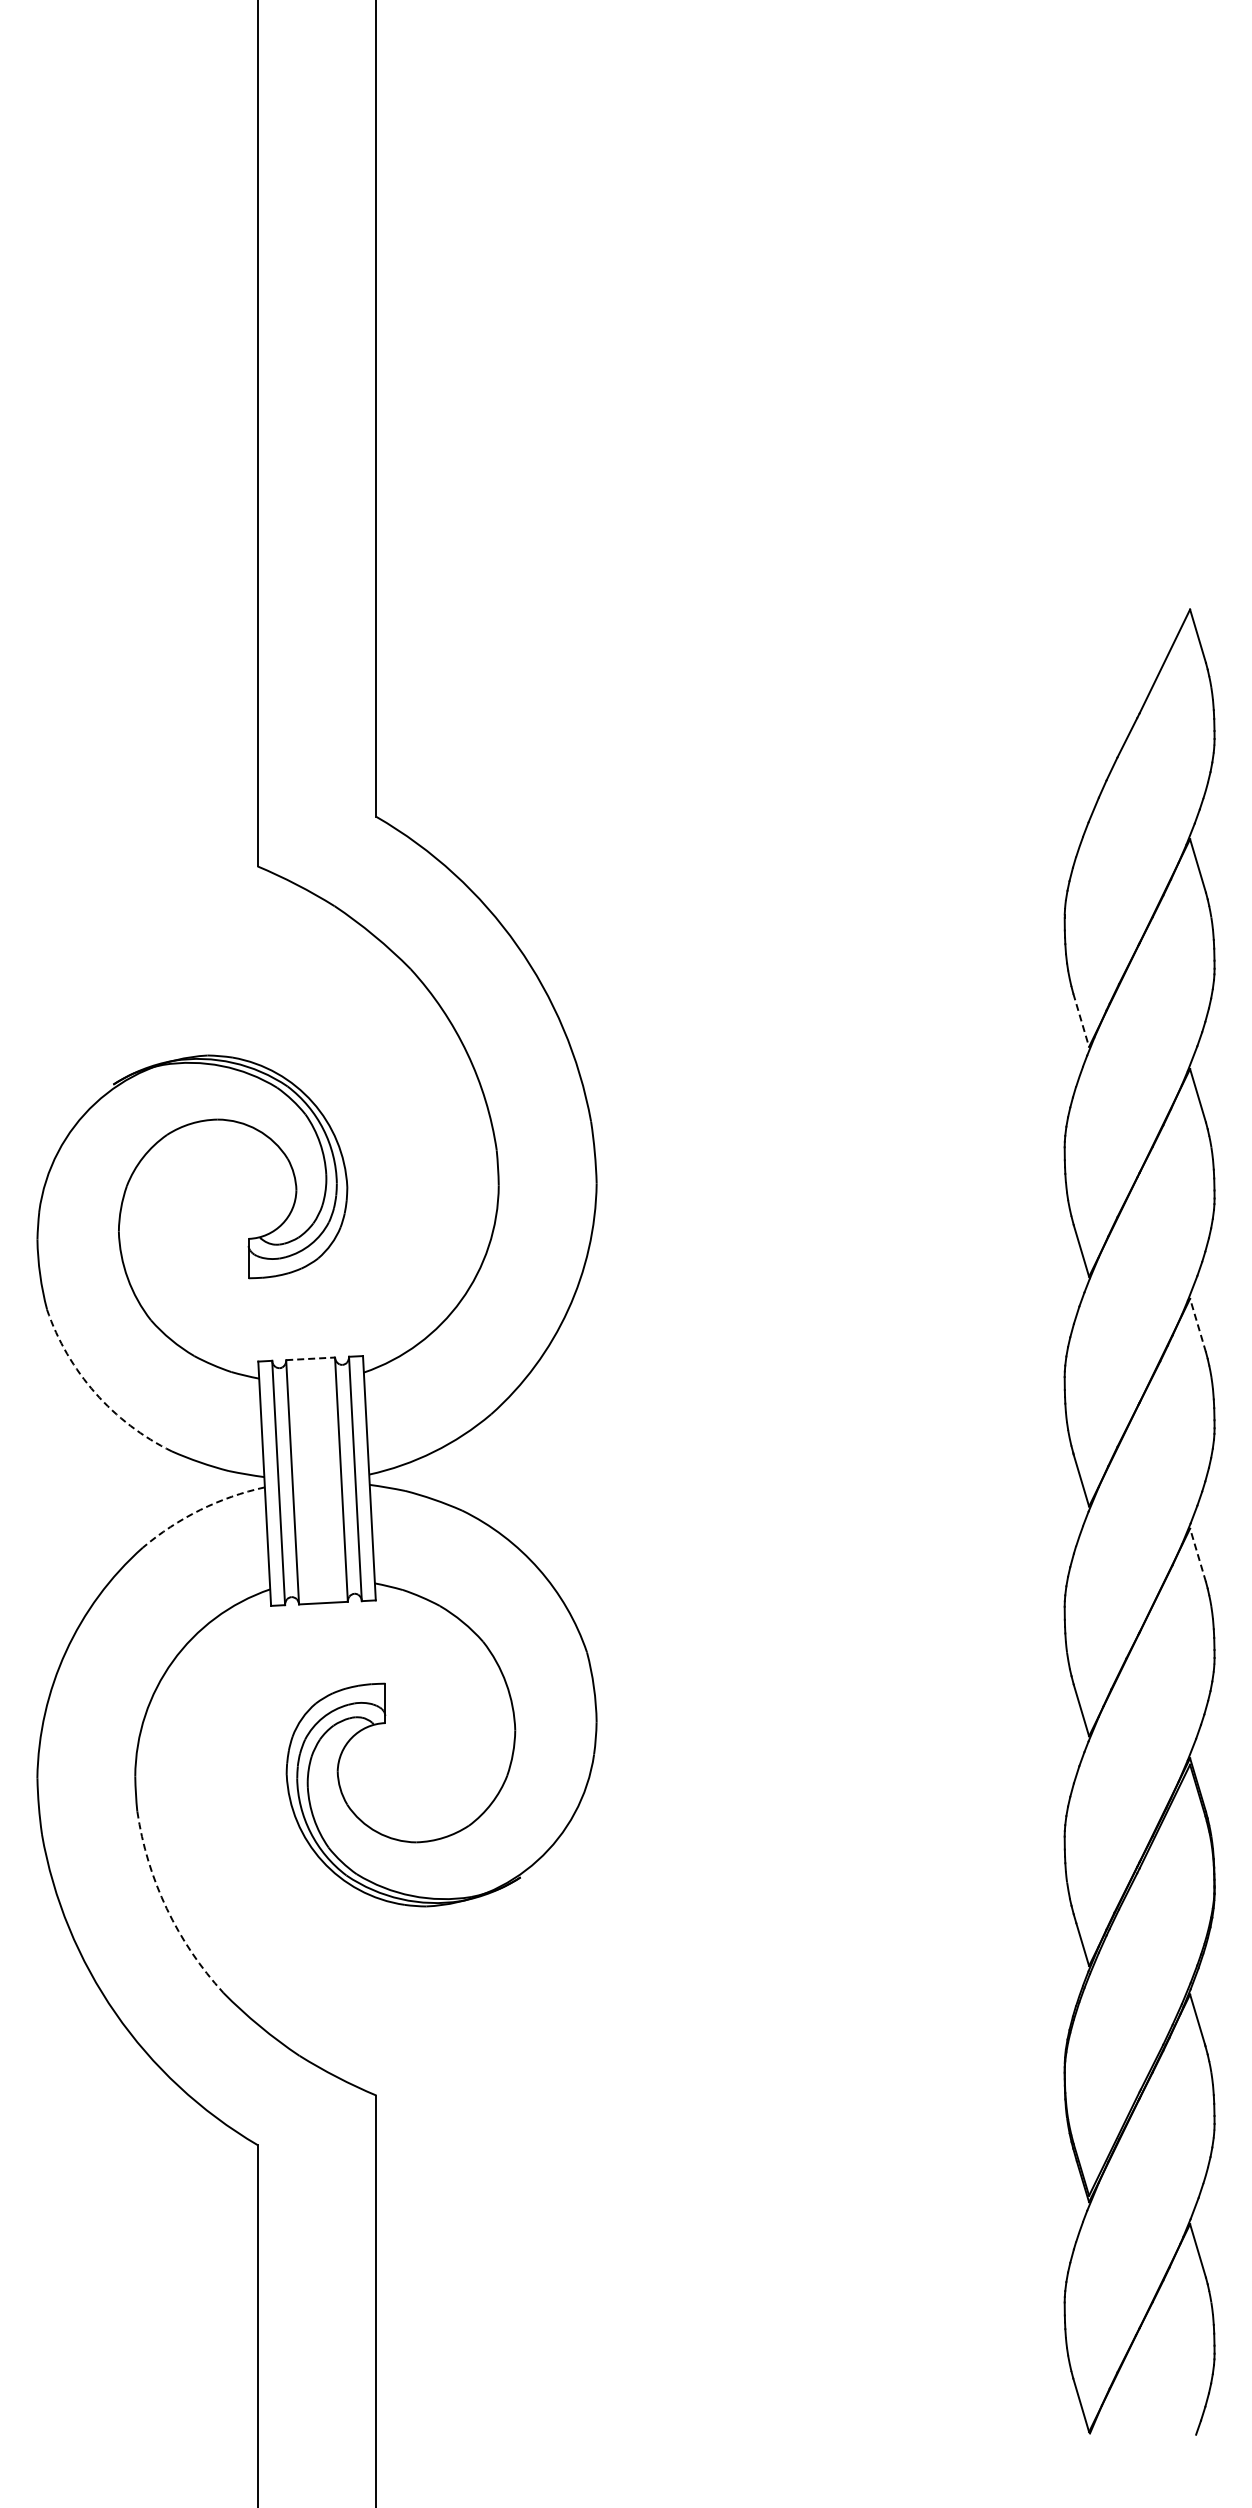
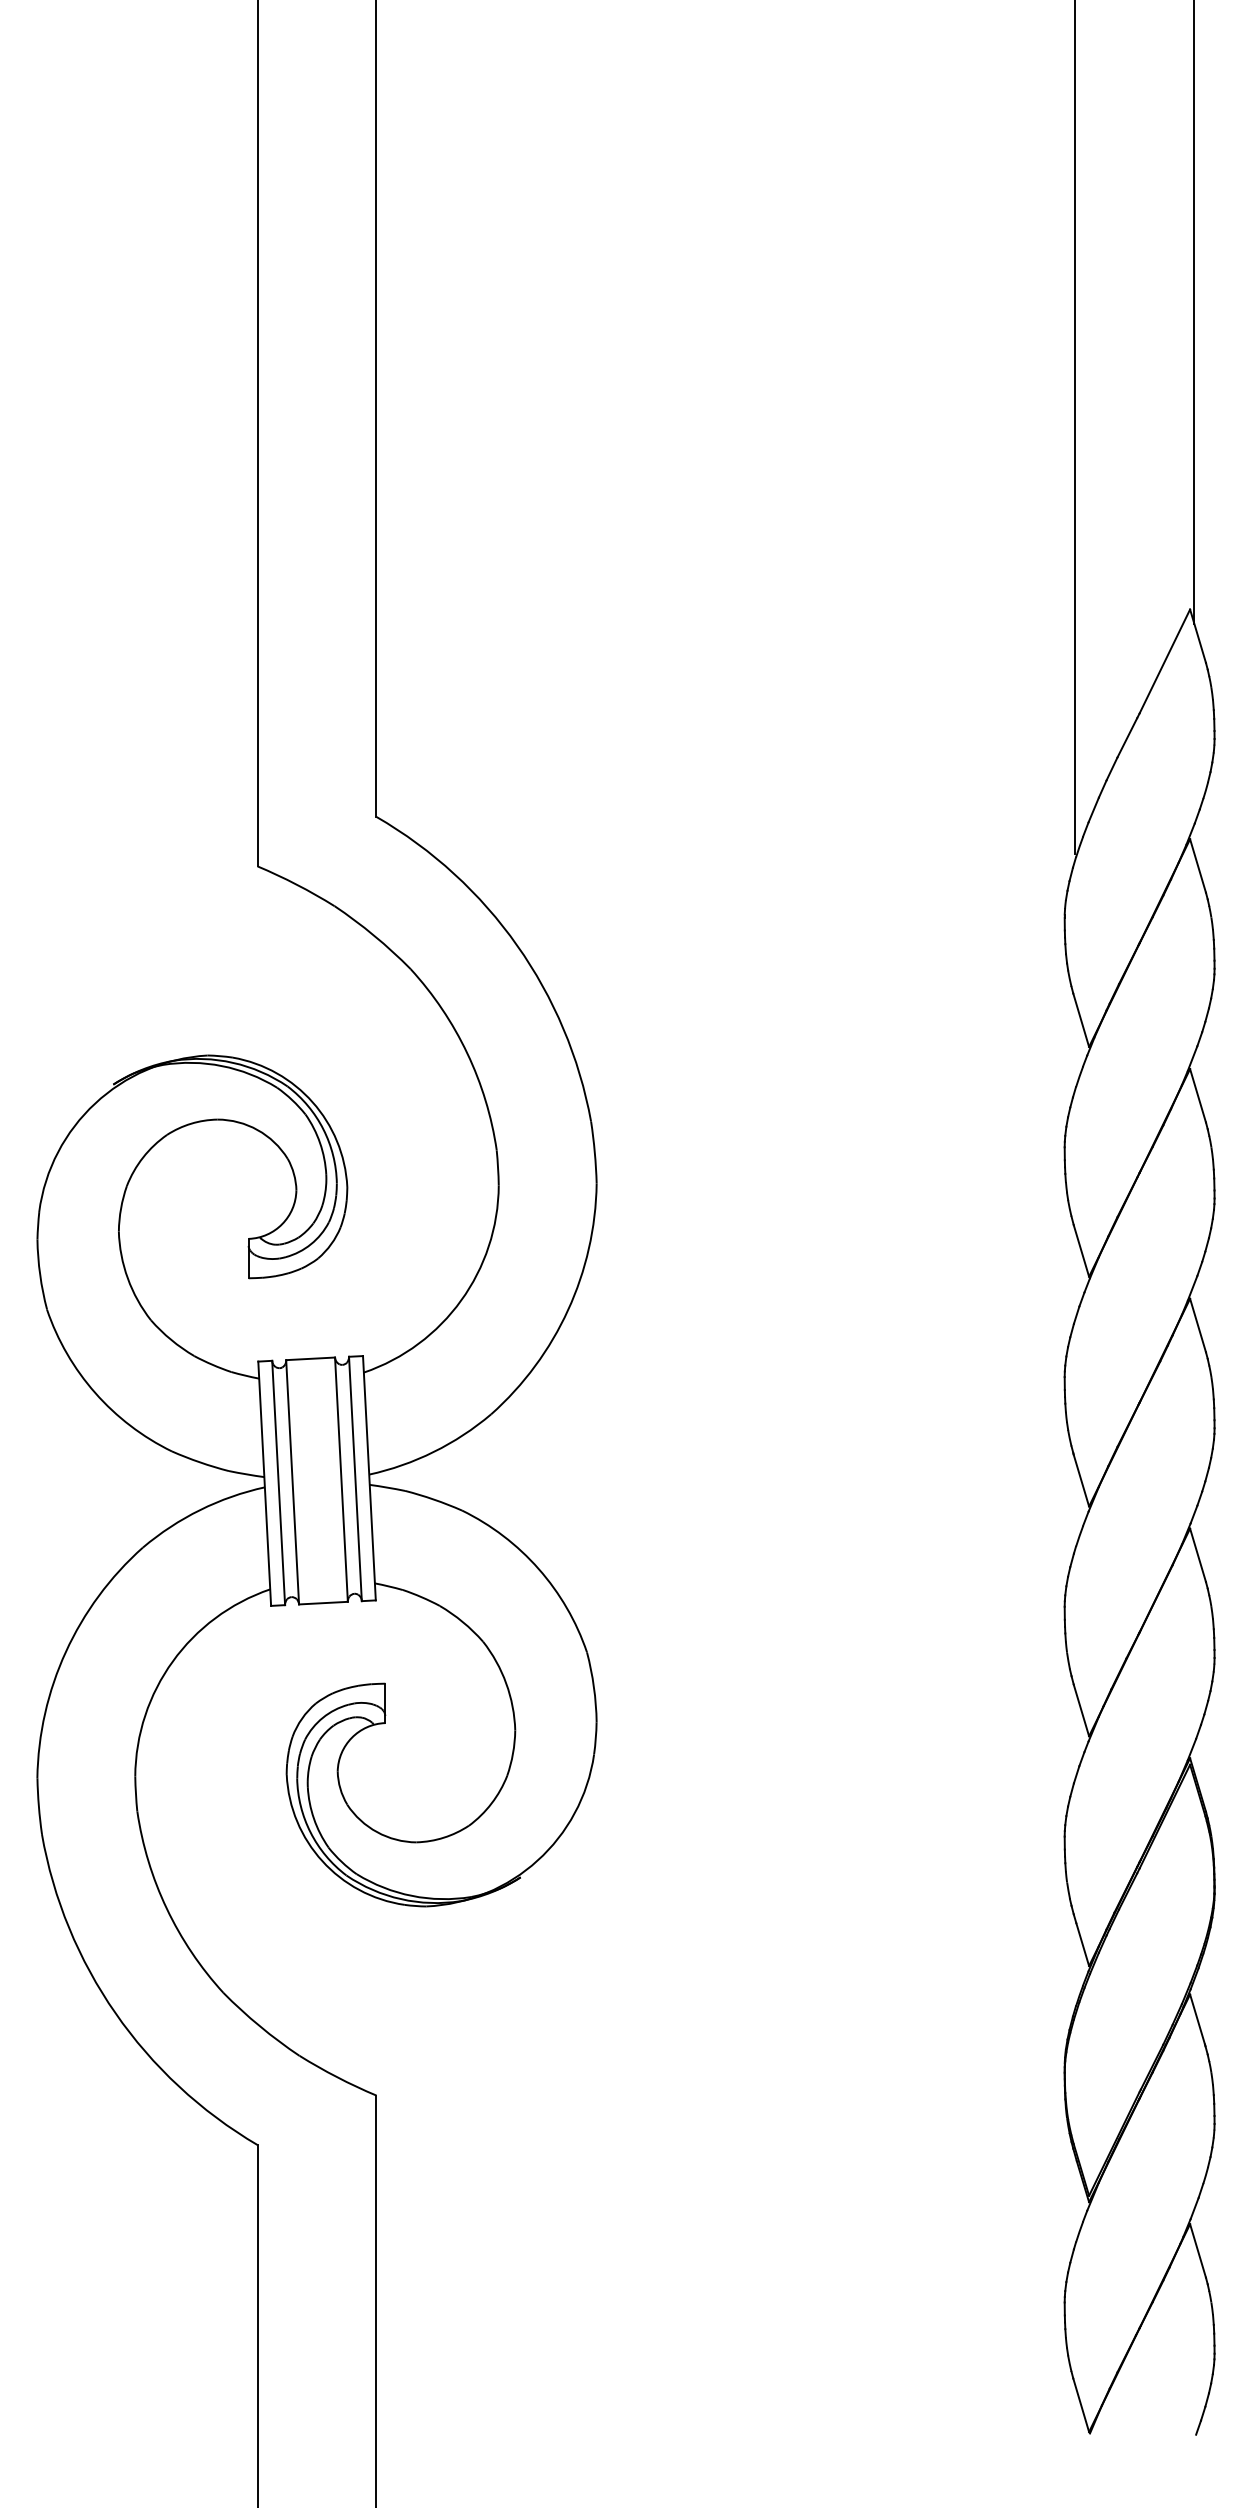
line: none -> present (1194, 312)
line: none -> present (1075, 427)
line: dashed -> solid (1081, 1020)
line: dashed -> solid (1198, 1325)
line: dashed -> solid (311, 1358)
arc: dashed -> solid (95, 1393)
arc: dashed -> solid (200, 1510)
line: dashed -> solid (1198, 1555)
arc: dashed -> solid (166, 1908)
